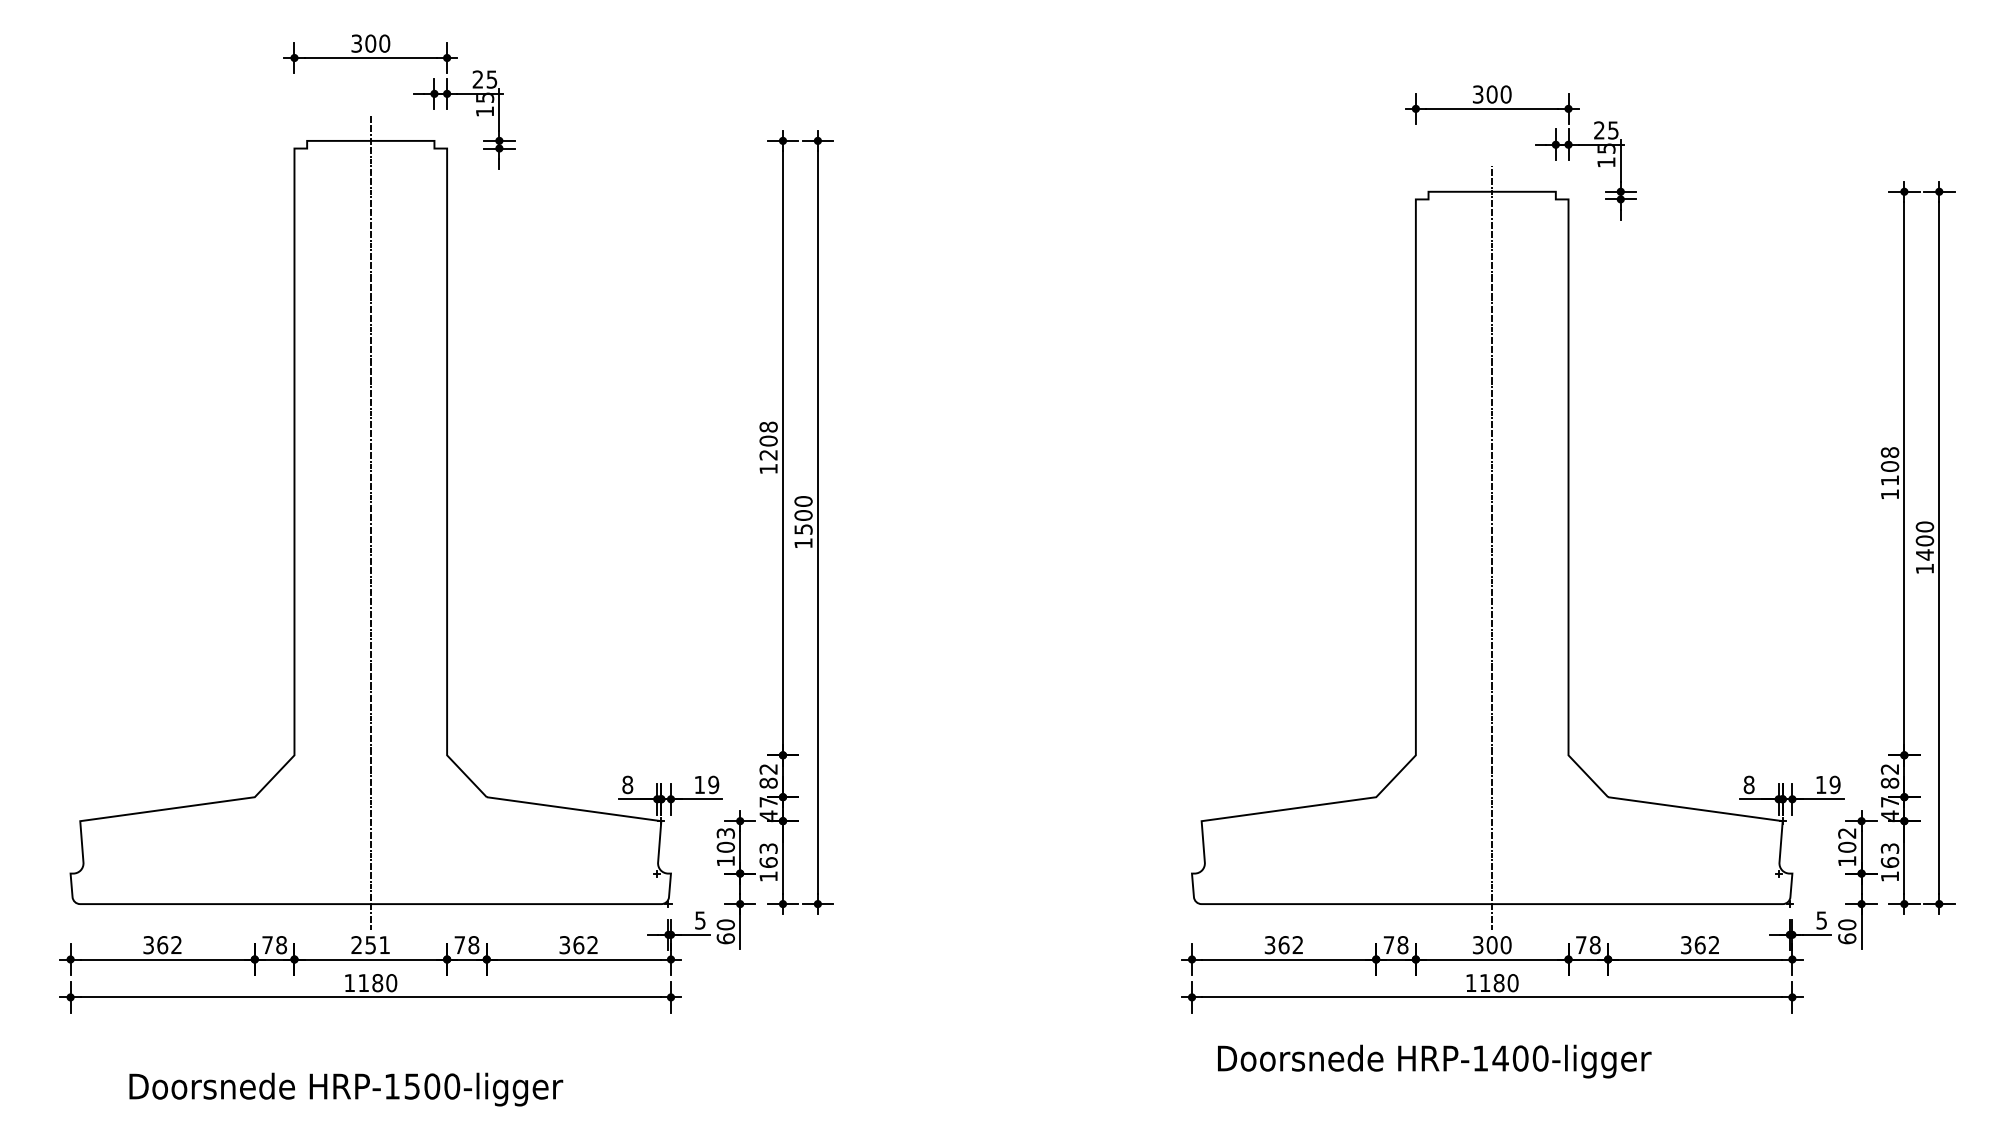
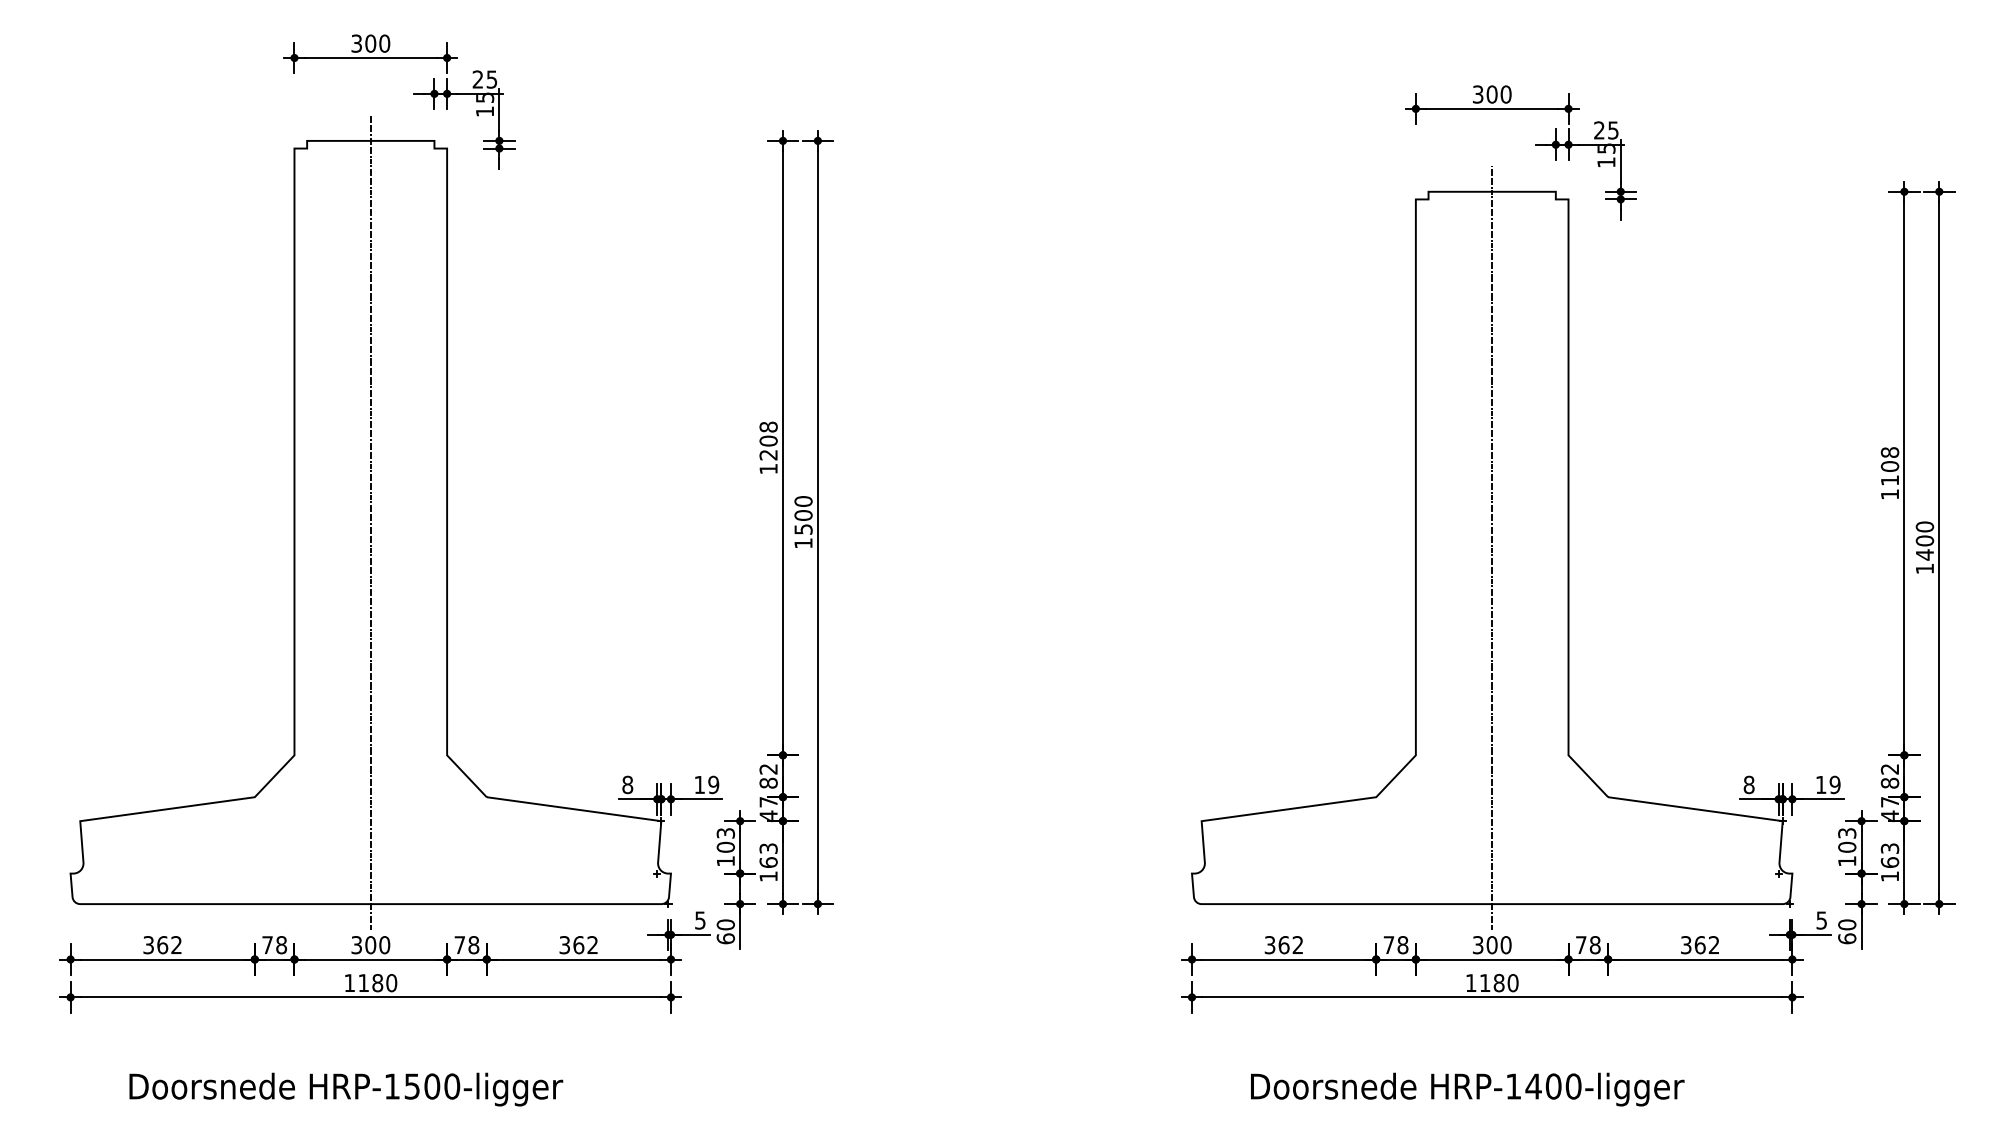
text: 102 -> 103 (1847, 833)
text: 251 -> 300 (370, 945)
text position: (1434, 1061) -> (1467, 1089) (1467, 1089)
